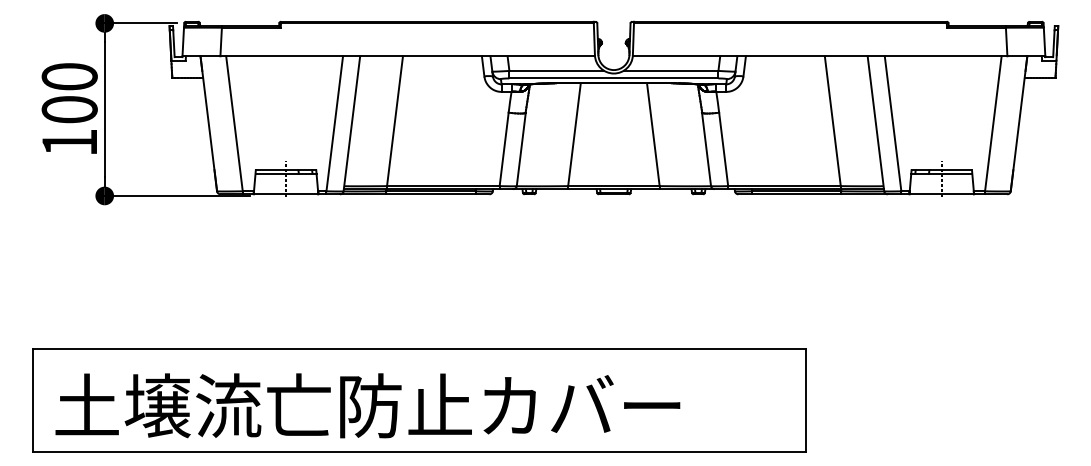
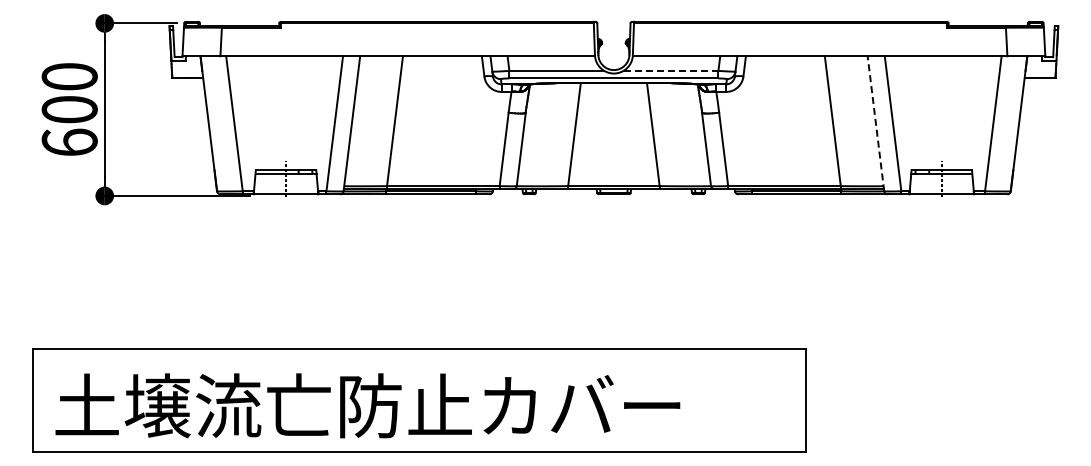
line: solid -> dashed (671, 70)
line: solid -> dashed (875, 123)
text: 100 -> 600 (69, 141)
